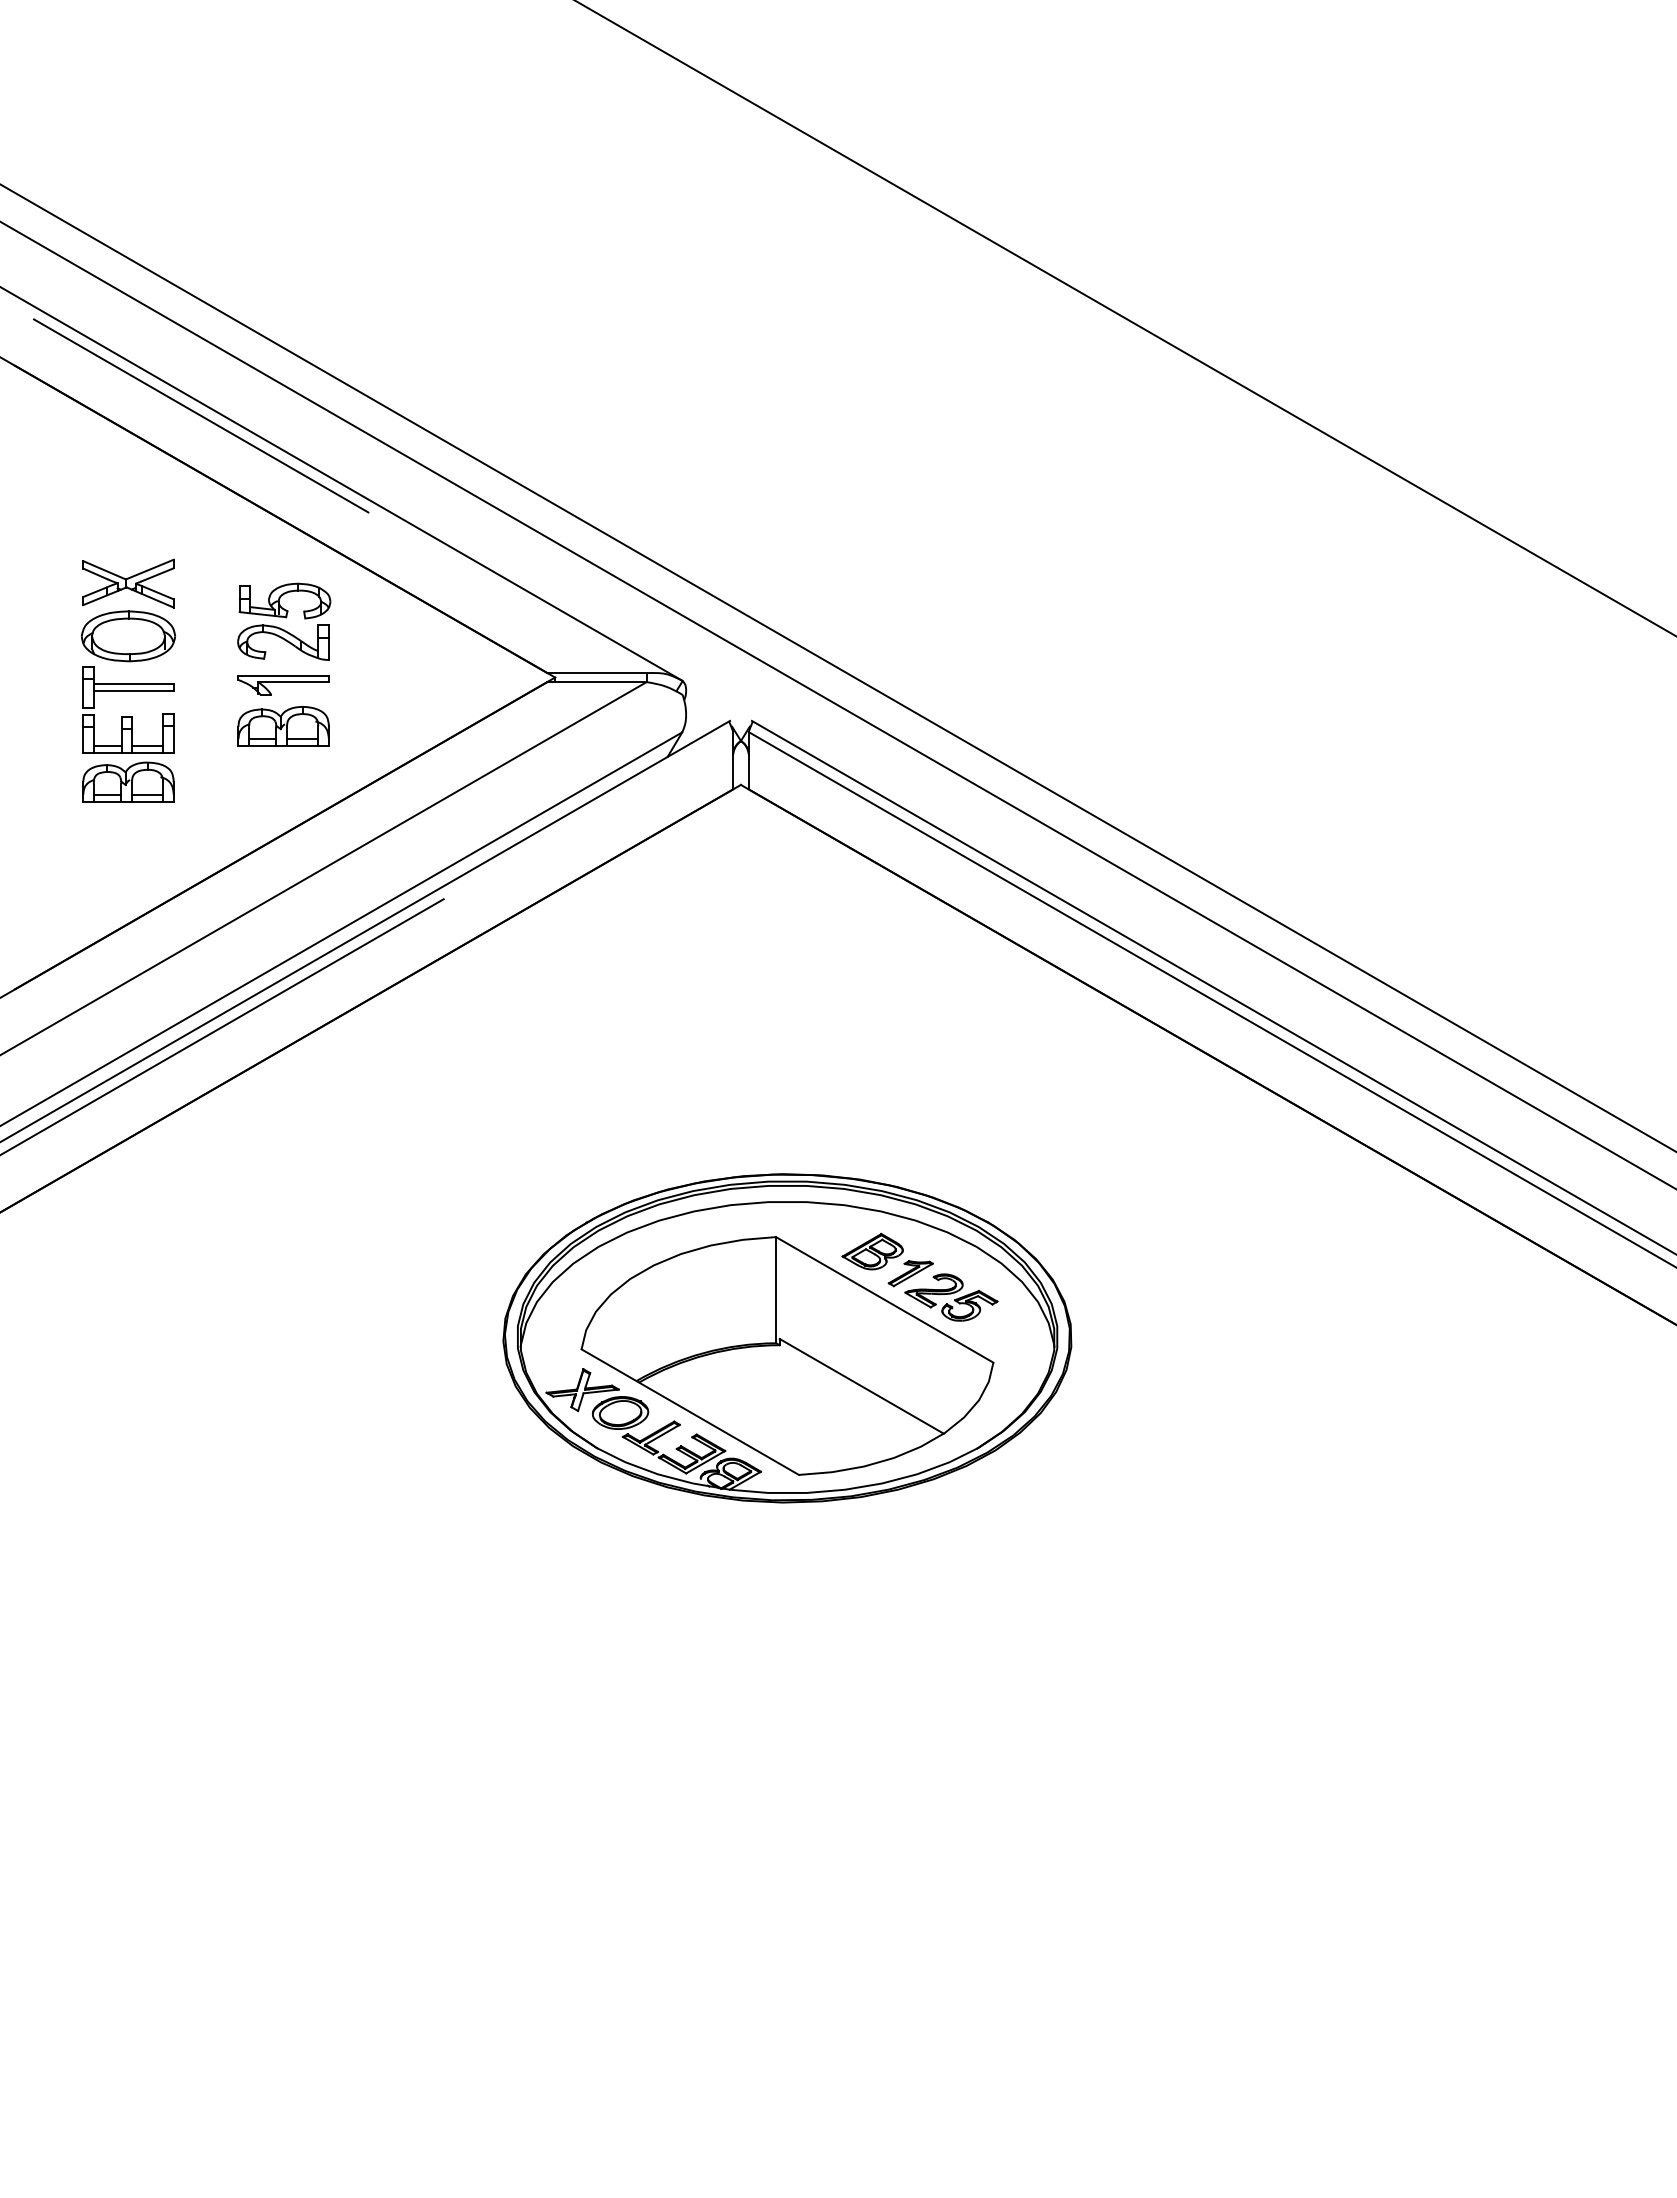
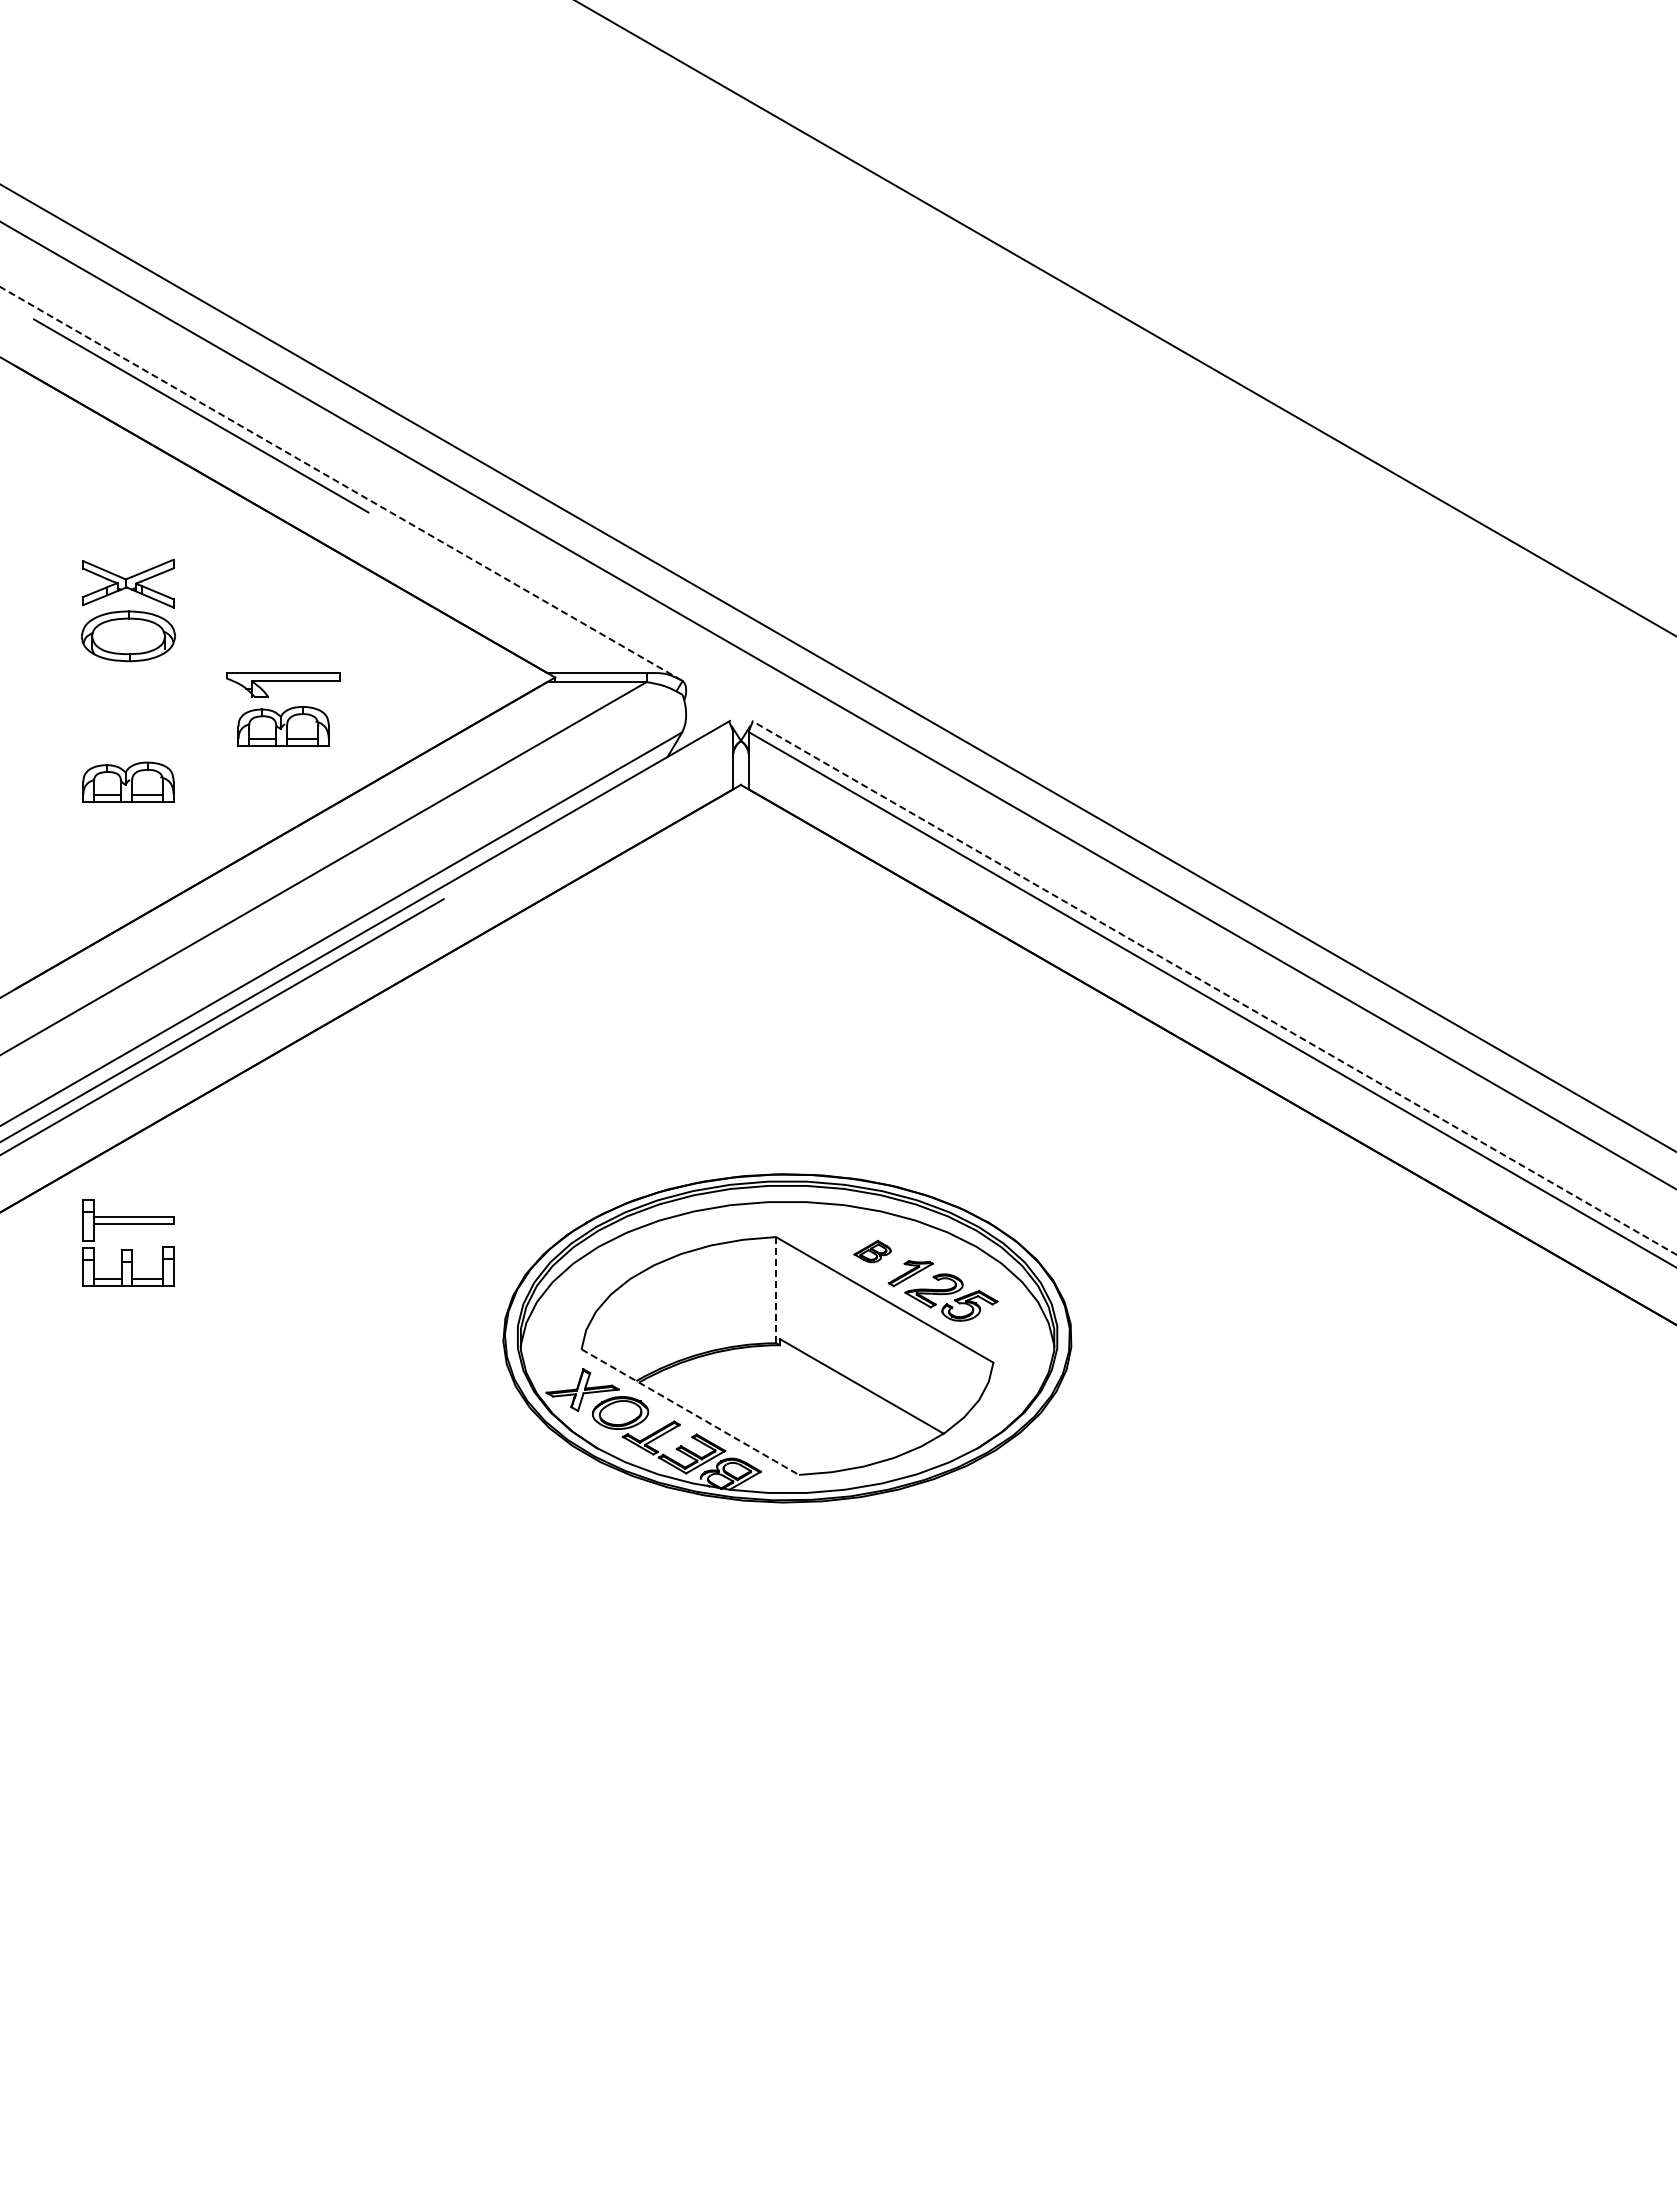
line: solid -> dashed (340, 483)
part: present -> none (284, 621)
part size: 93x21 px -> 115x26 px (283, 684)
part position: (128, 716) -> (128, 1249) (128, 1249)
line: solid -> dashed (1213, 987)
part size: 63x39 px -> 39x25 px (872, 1251)
line: solid -> dashed (776, 1289)
line: solid -> dashed (690, 1412)
